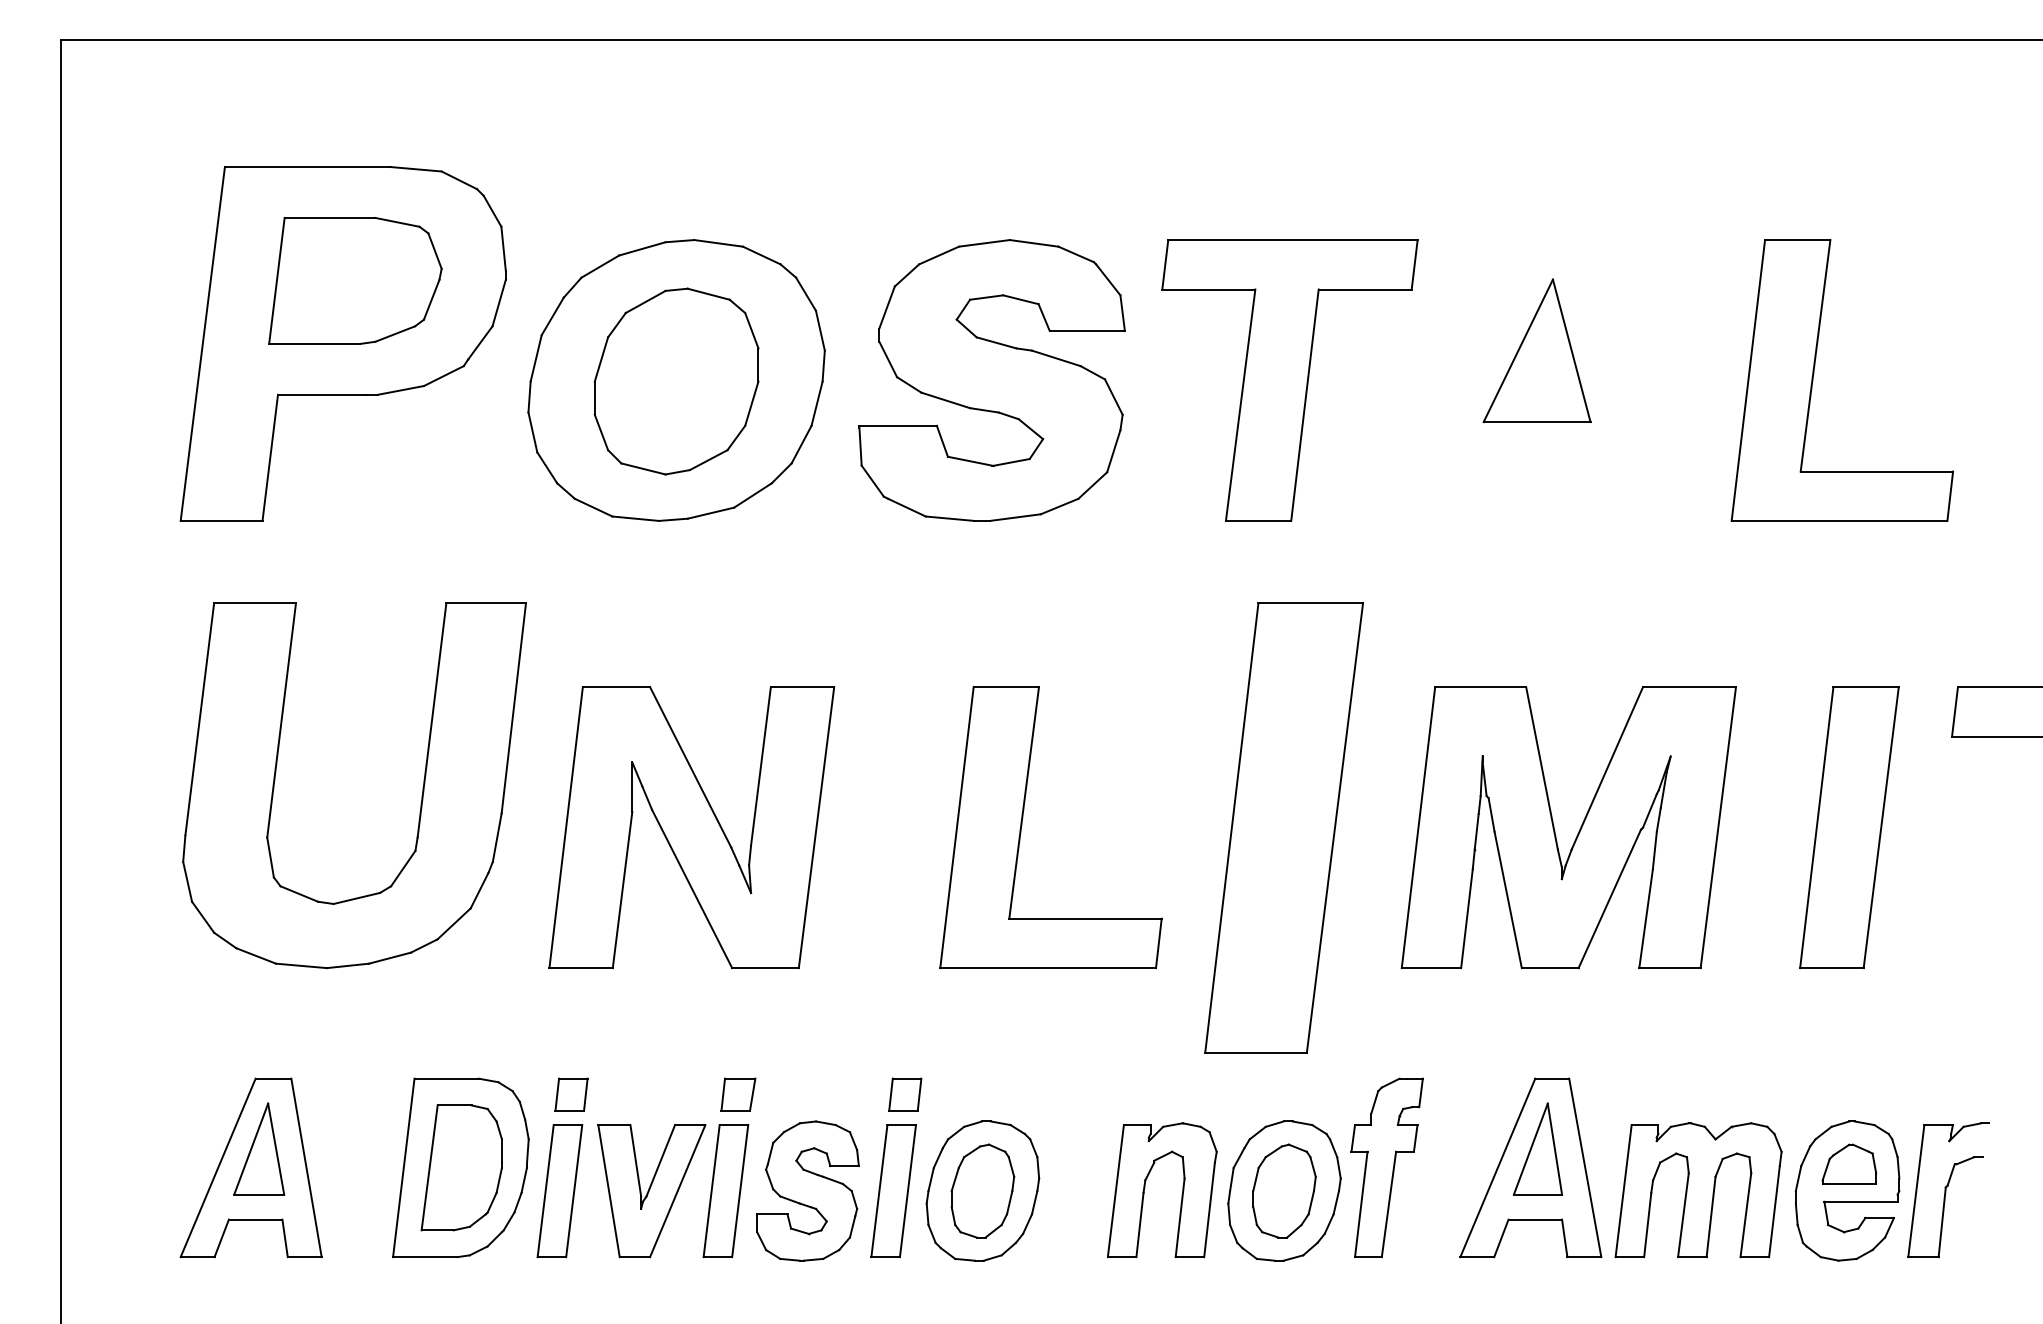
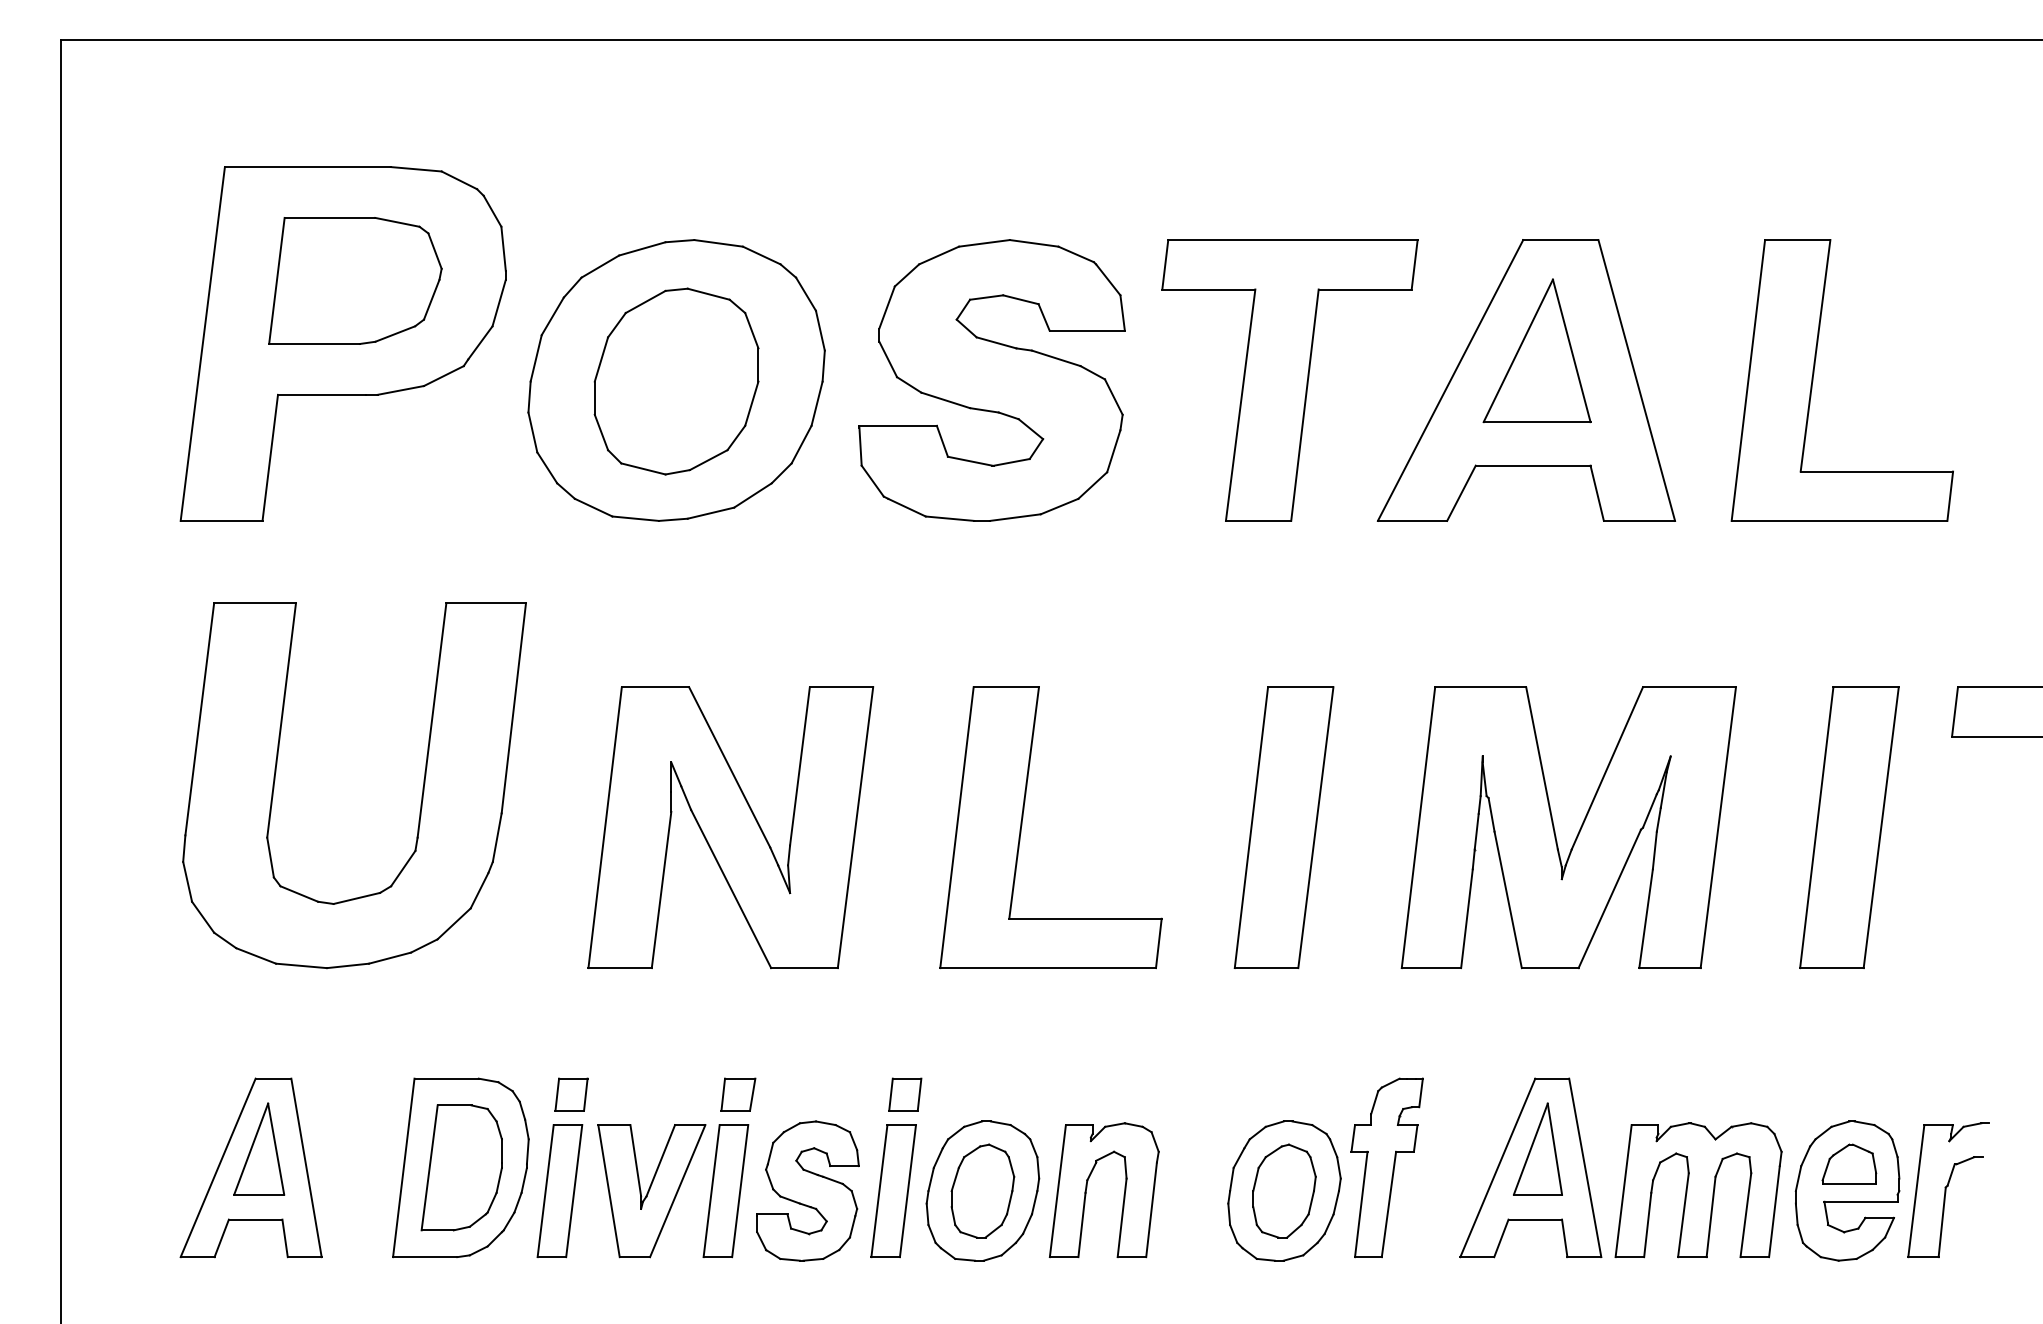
part: none -> present (1526, 380)
part position: (691, 827) -> (730, 827) (730, 827)
part size: 160x452 px -> 102x283 px (1283, 827)
part position: (1145, 1188) -> (1087, 1188) (1087, 1188)
